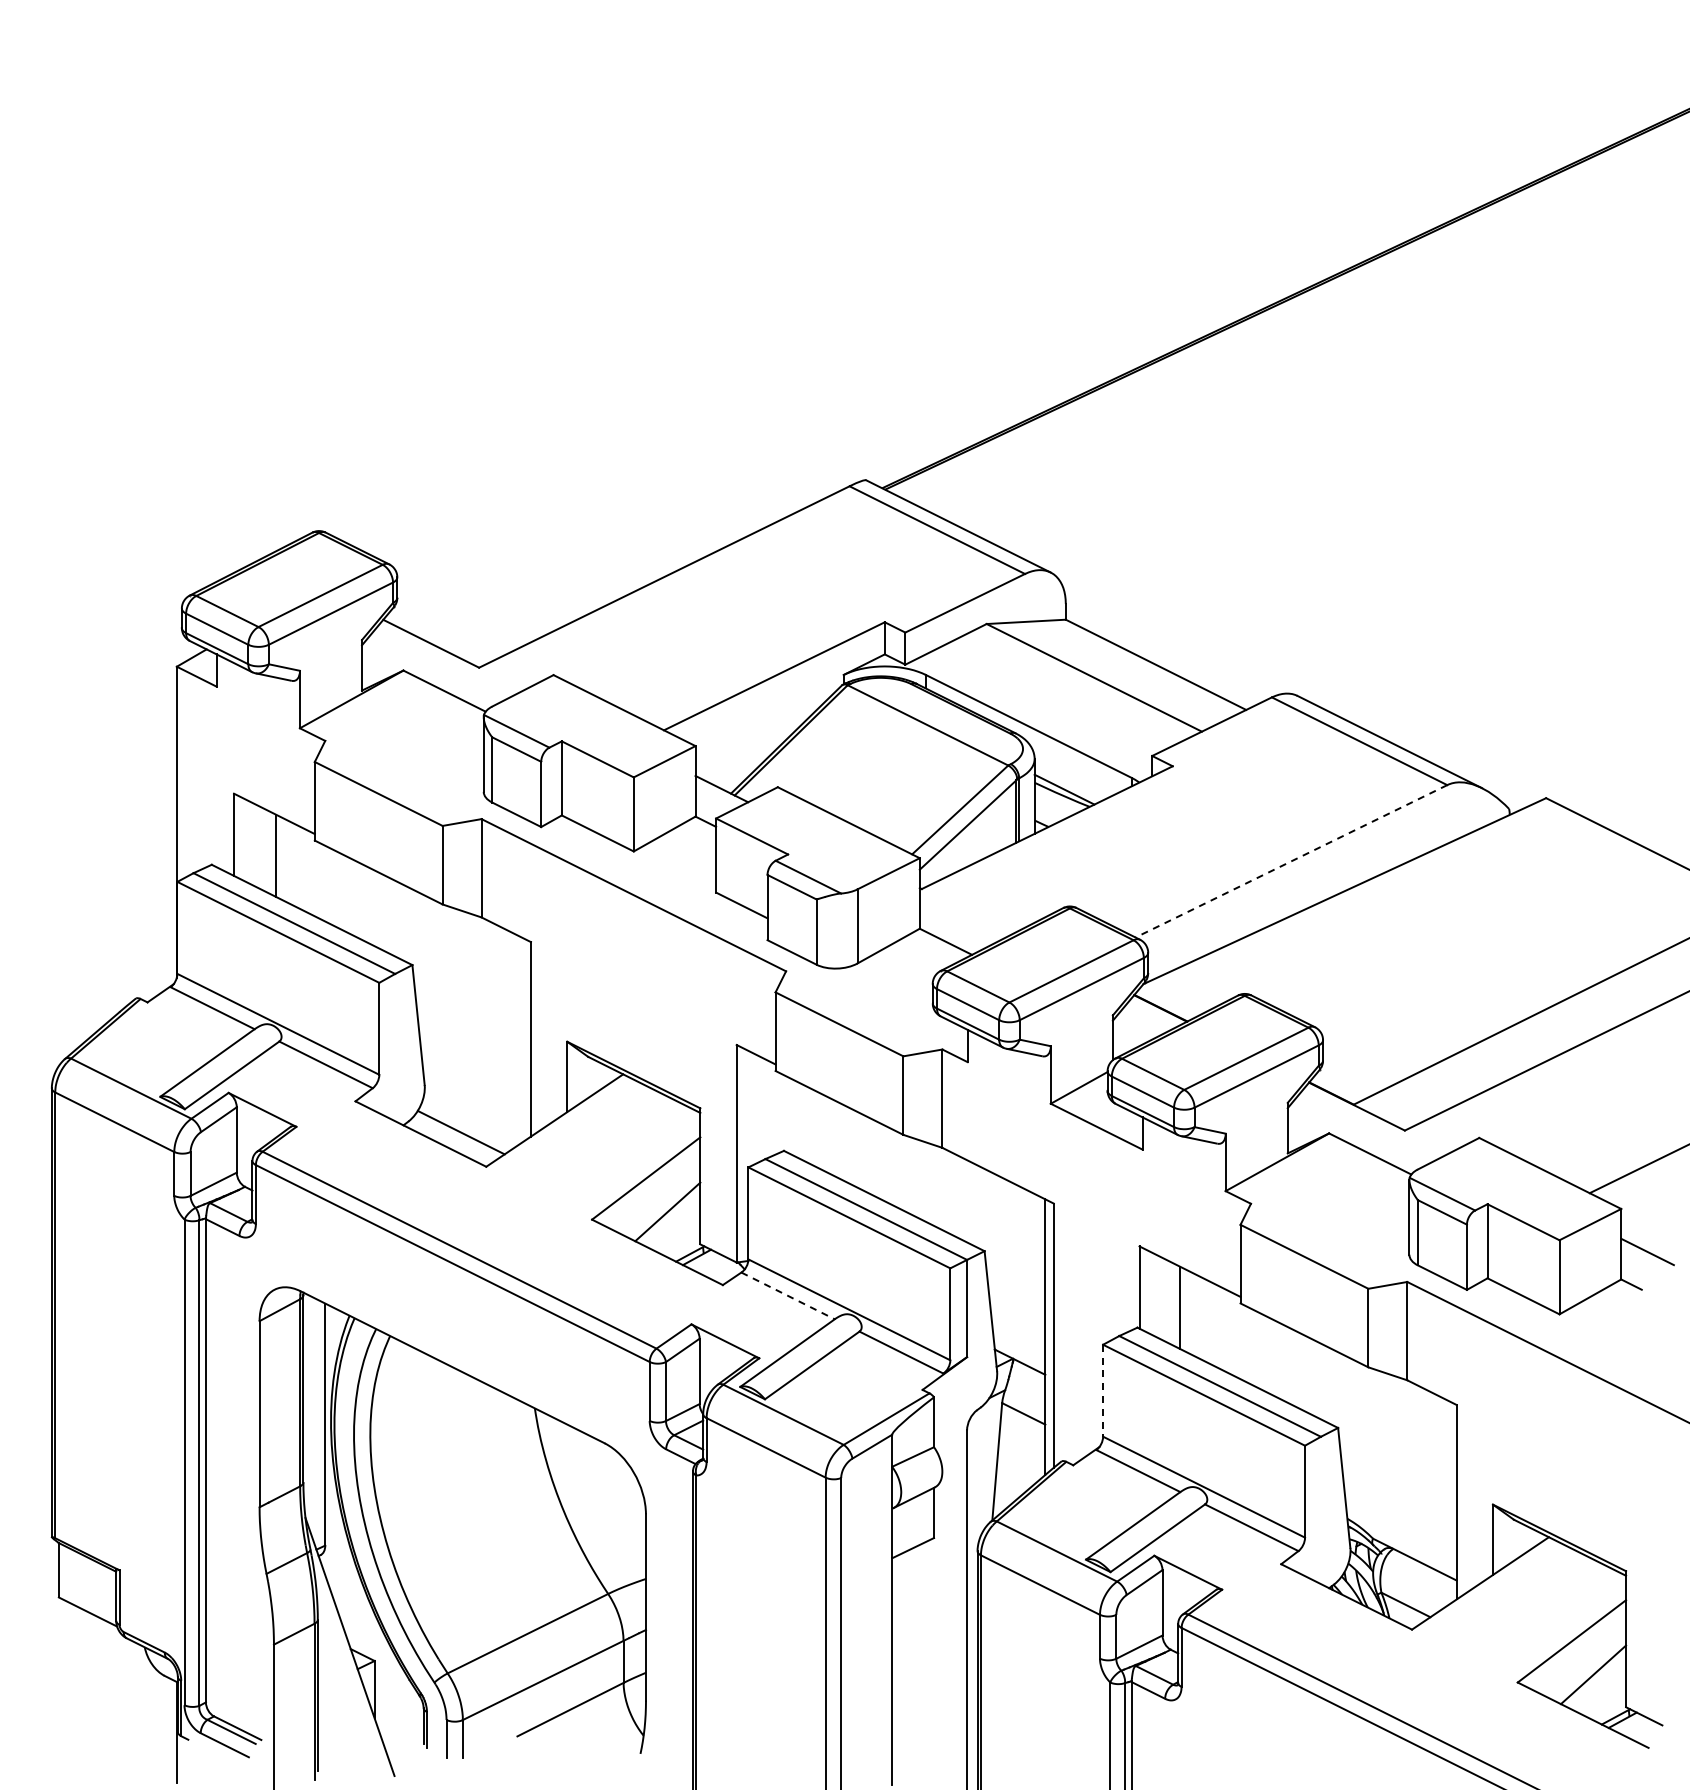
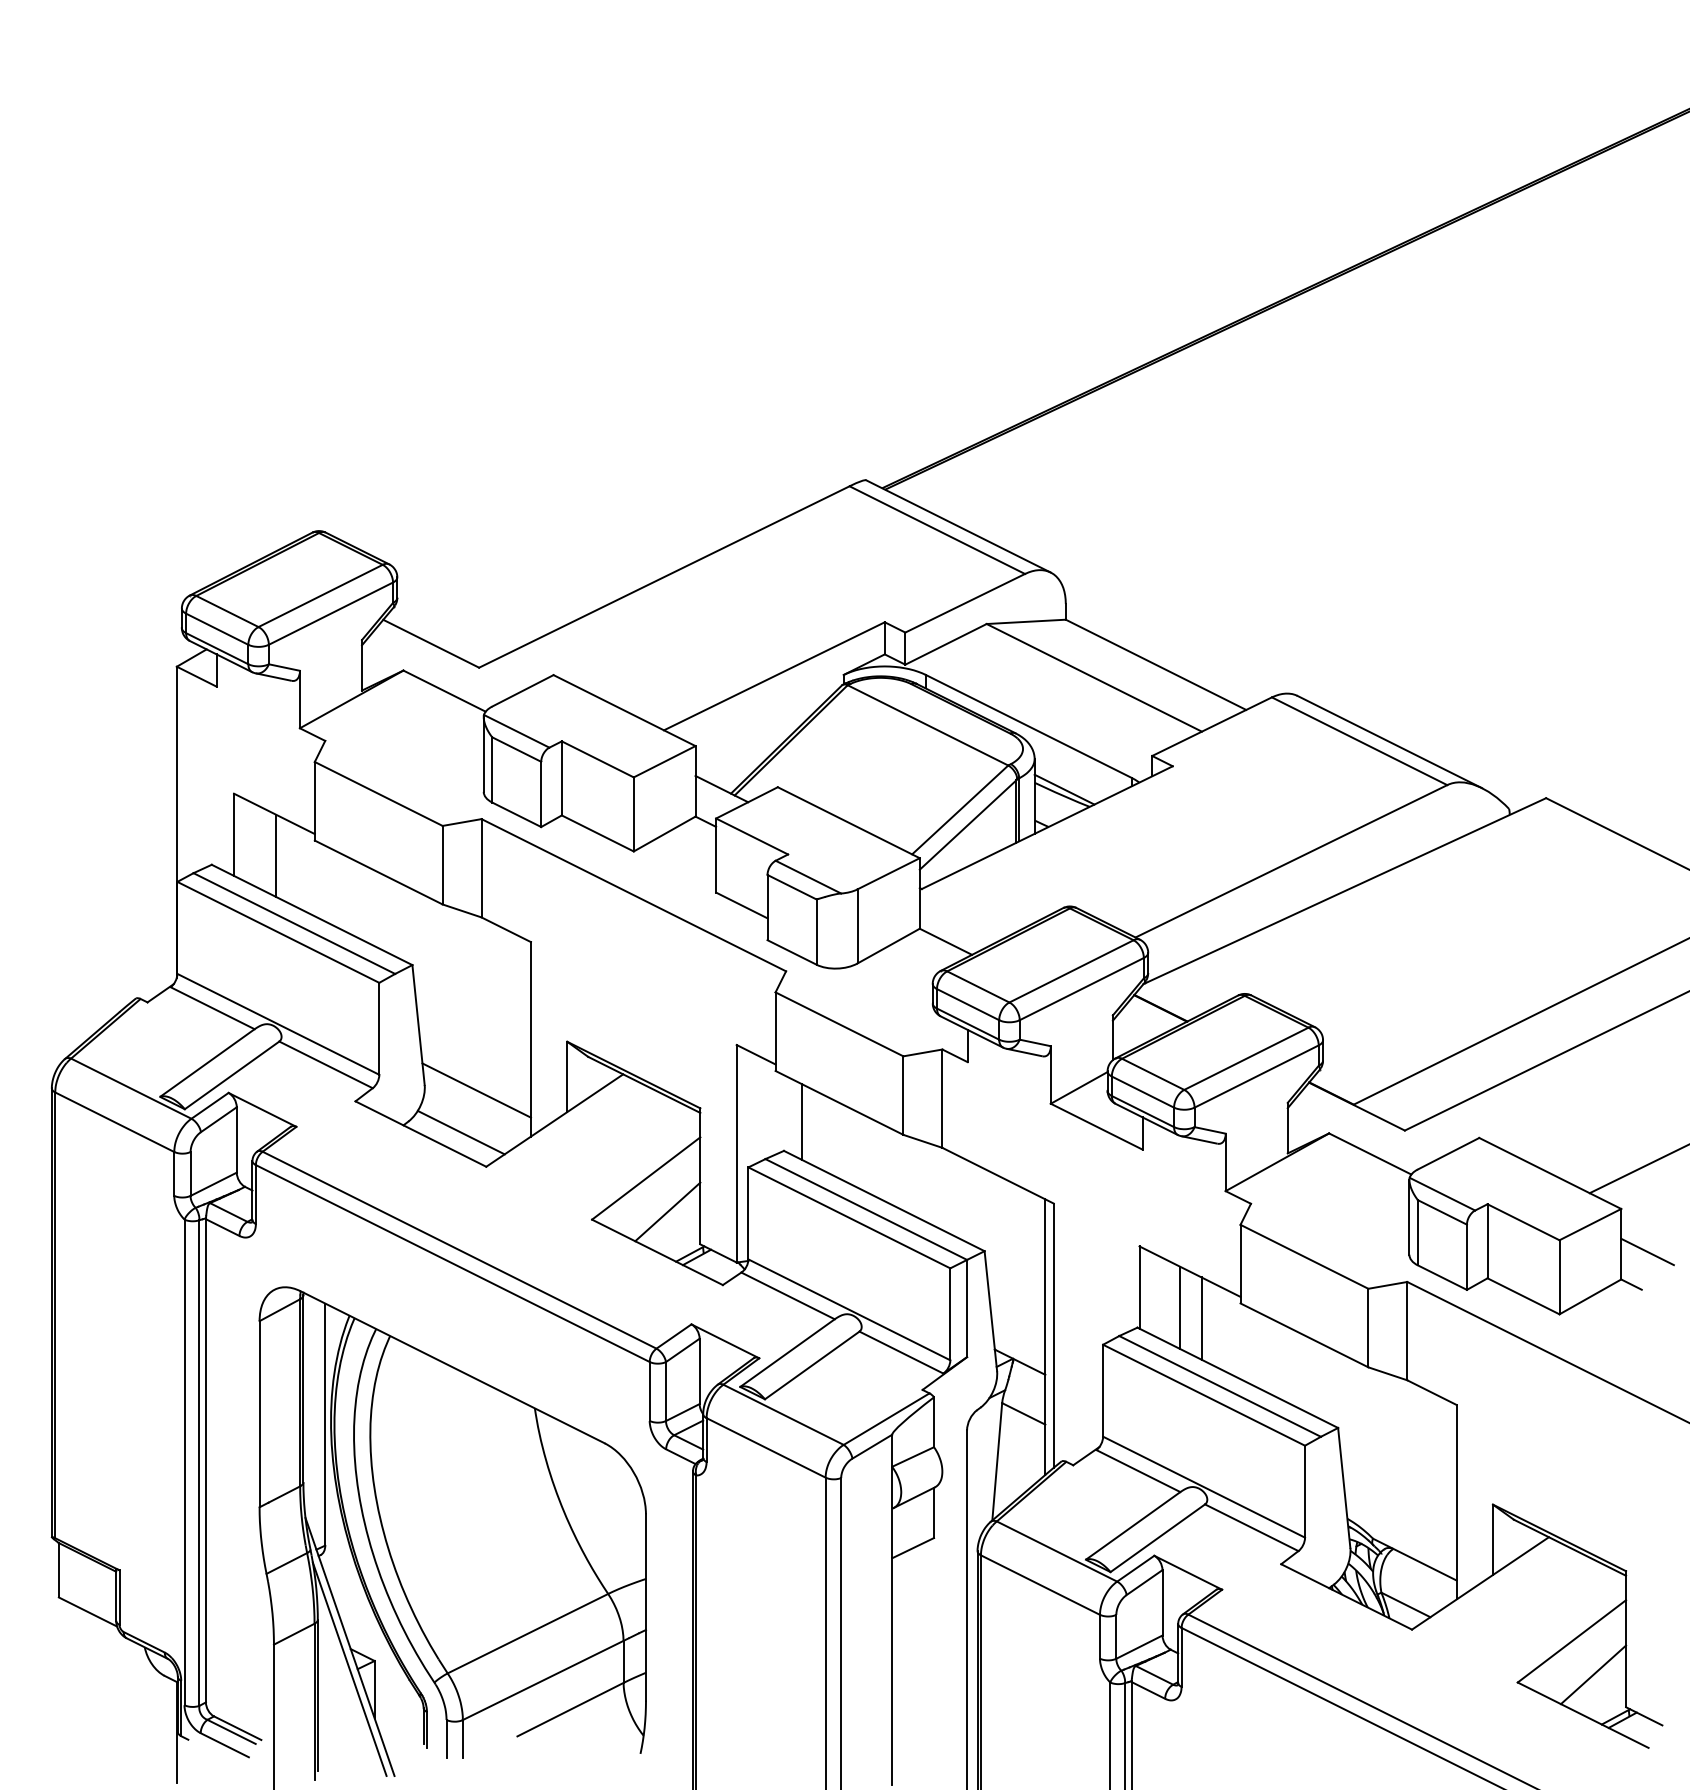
line: dashed -> solid (1291, 861)
line: none -> present (476, 1090)
line: none -> present (801, 1121)
line: dashed -> solid (788, 1296)
line: none -> present (1201, 1318)
line: dashed -> solid (1103, 1390)
line: none -> present (349, 1668)
